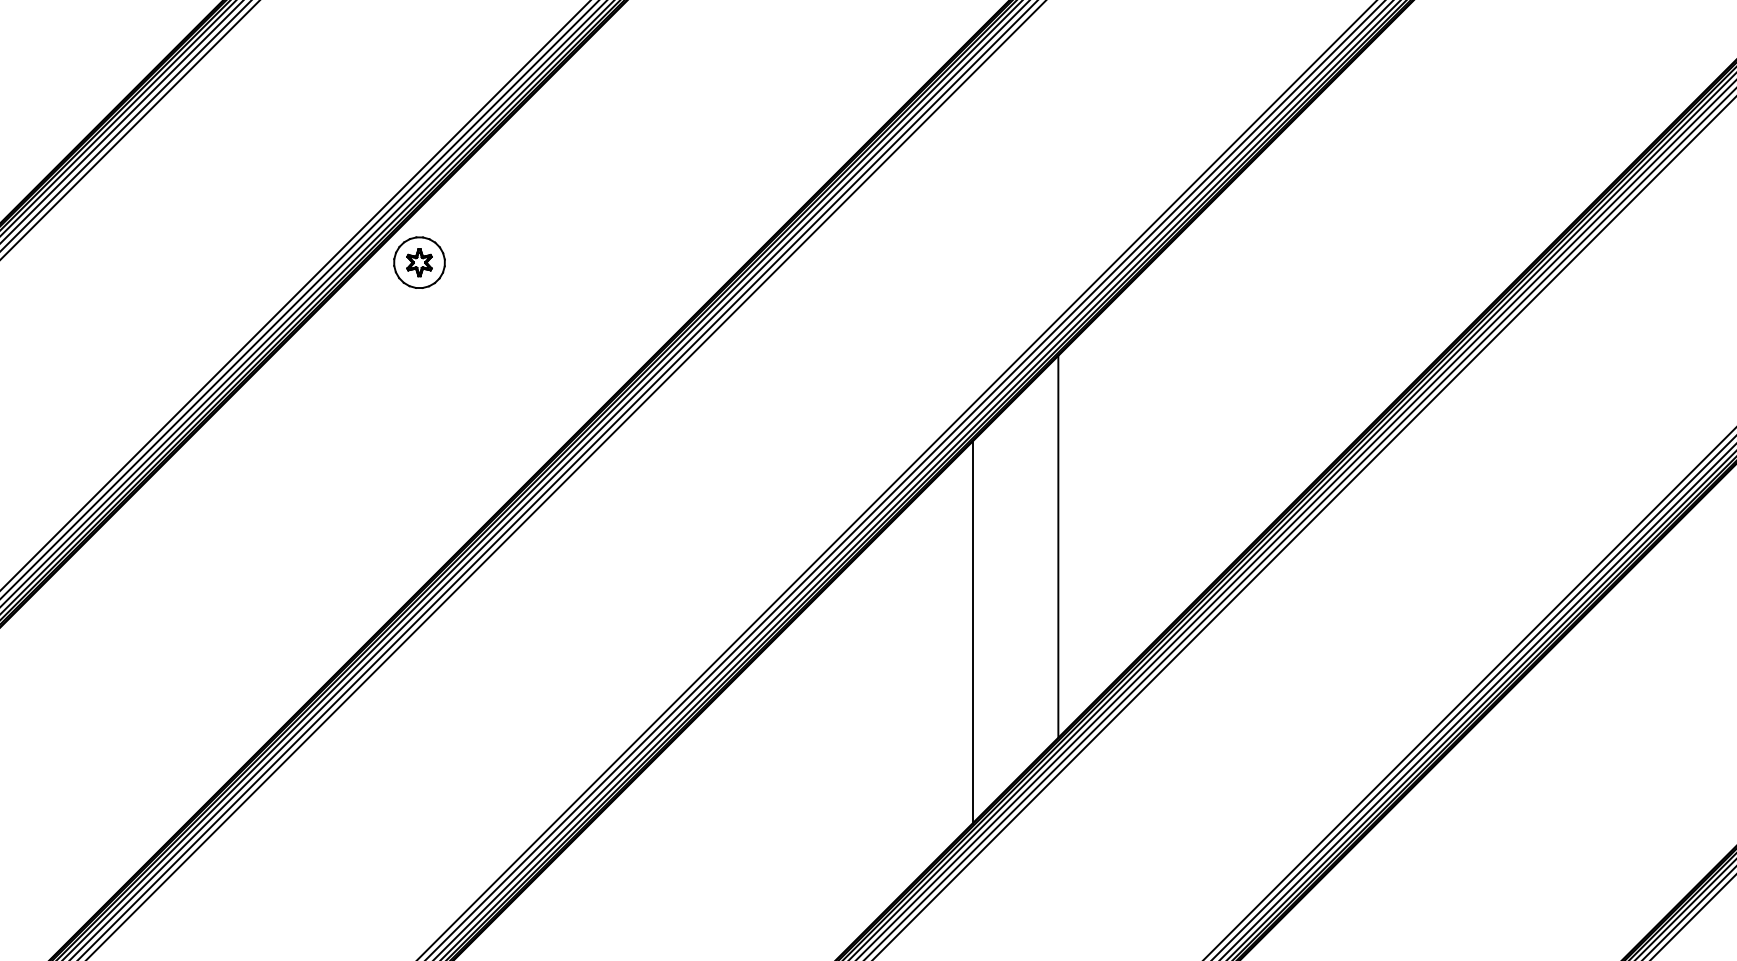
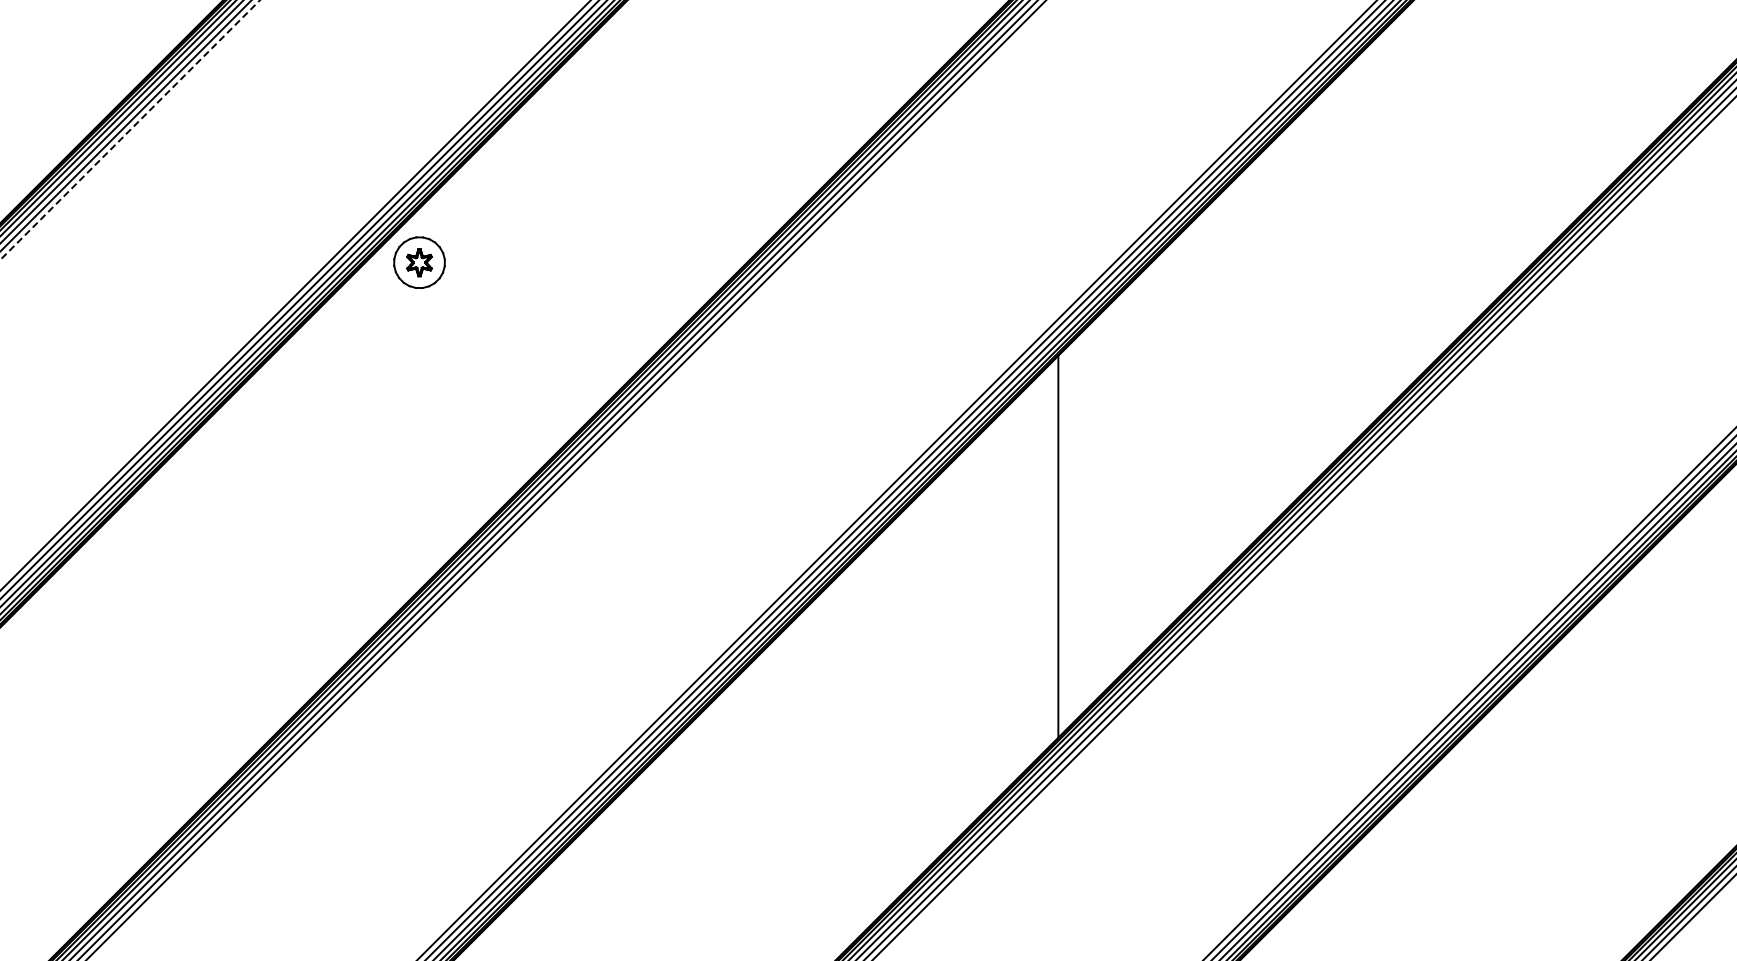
line: solid -> dashed (129, 130)
line: present -> none (972, 632)
